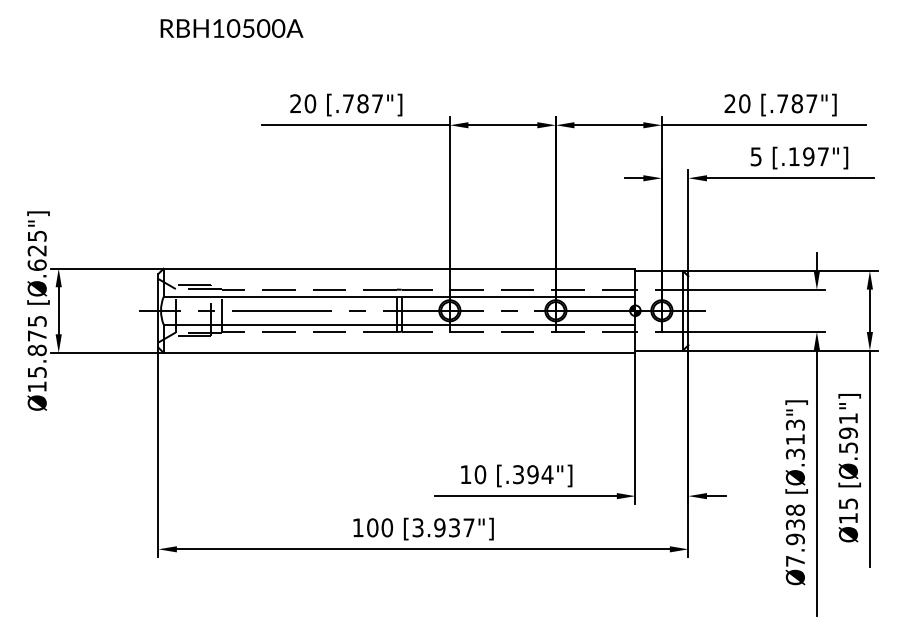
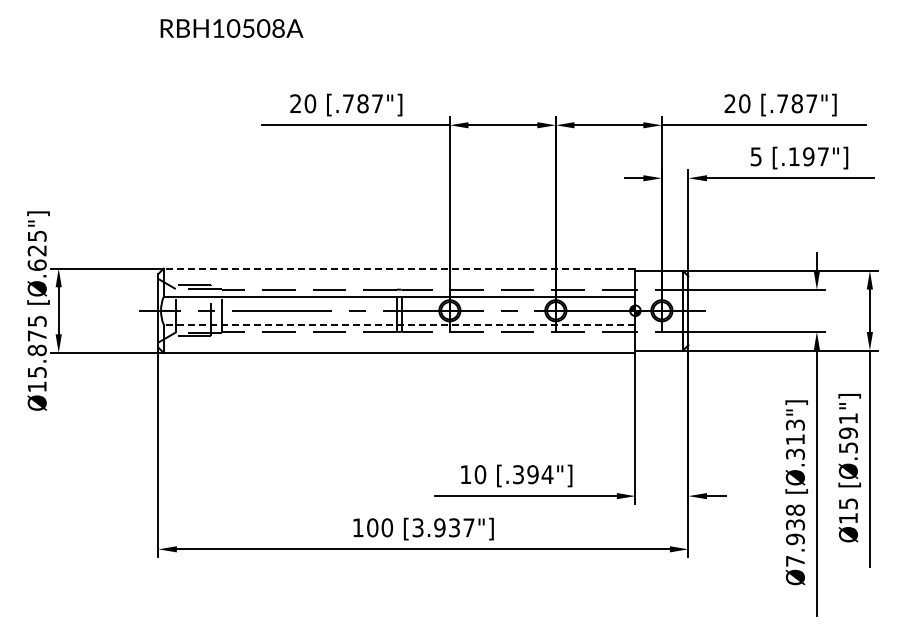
text: RBH10500A -> RBH10508A (278, 28)
line: solid -> dashed (399, 268)
line: solid -> dashed (399, 324)
